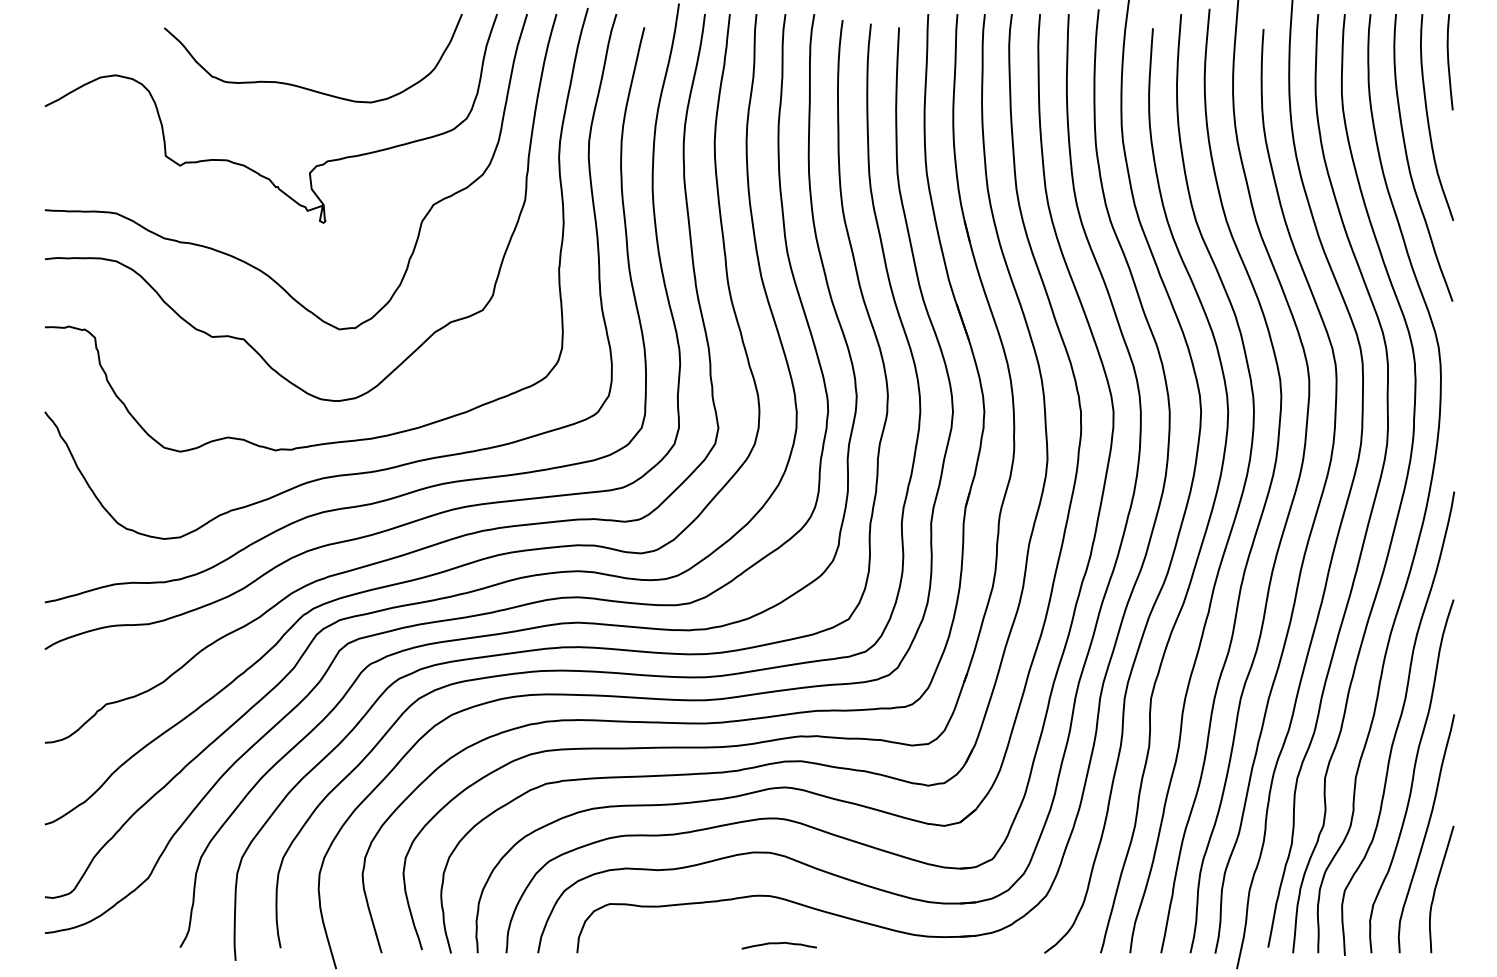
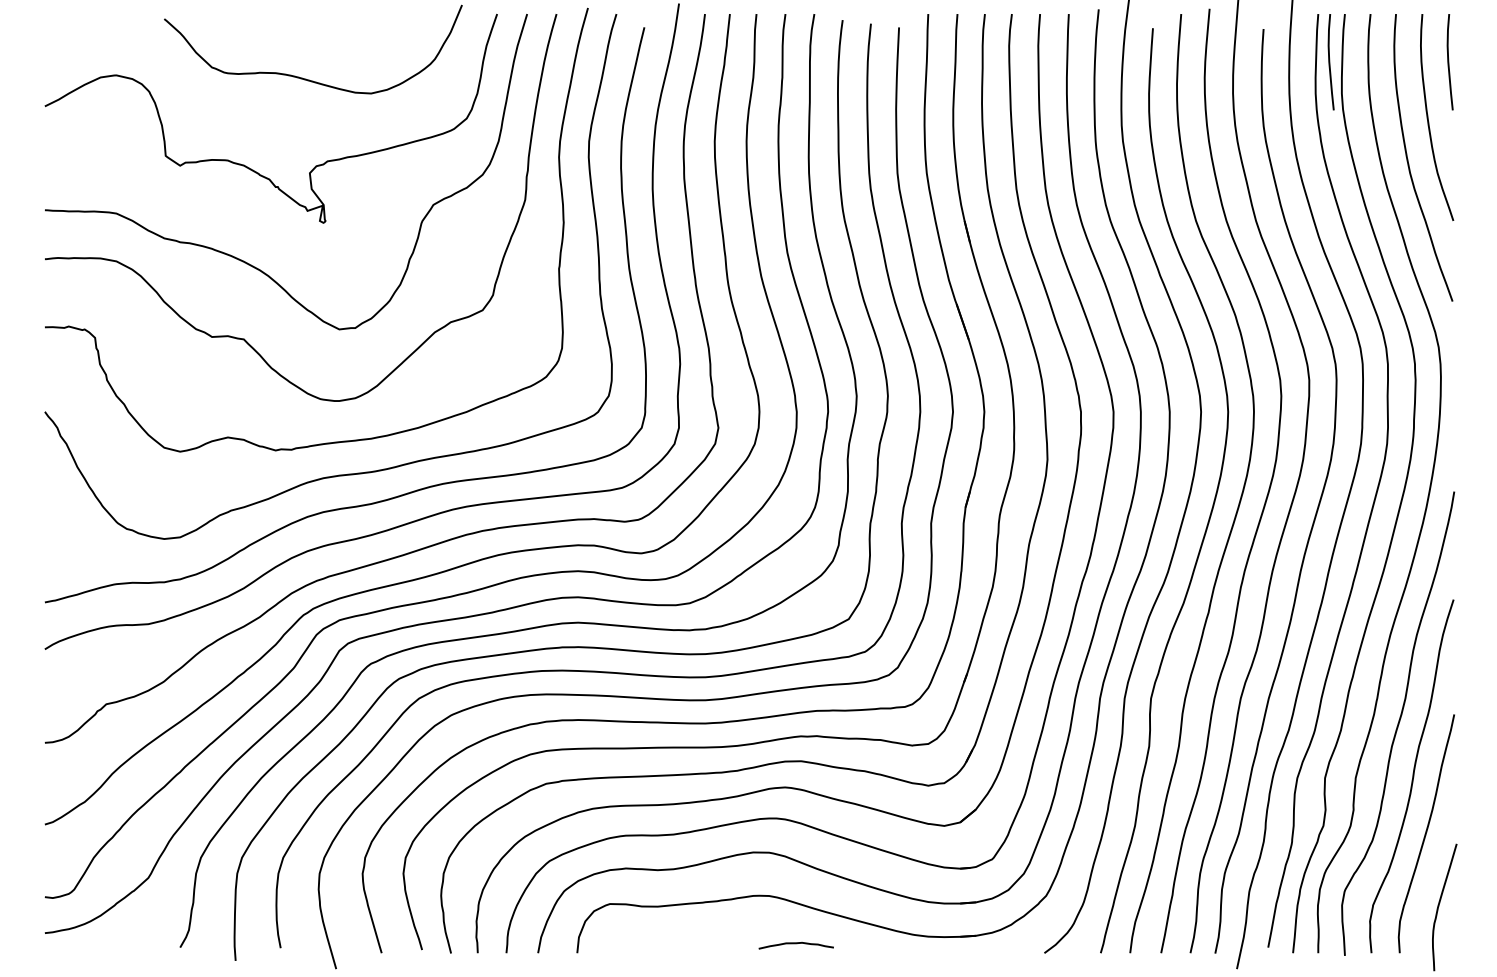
curve: none -> present (1330, 62)
curve position: (306, 87) -> (306, 78) (306, 78)
curve position: (1436, 888) -> (1439, 906) (1439, 906)
curve position: (778, 944) -> (795, 944) (795, 944)
